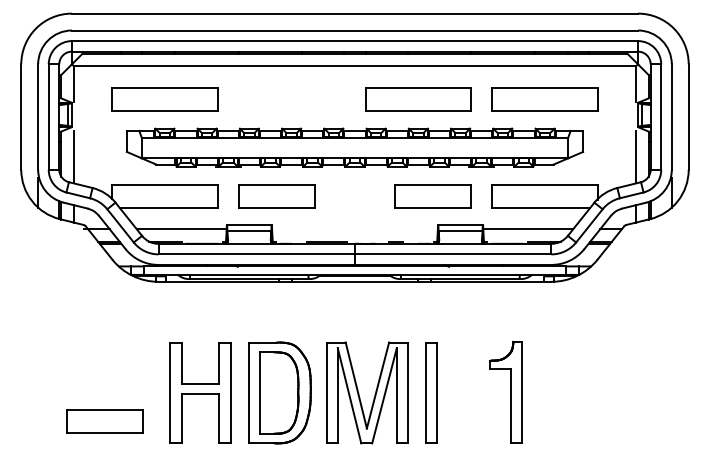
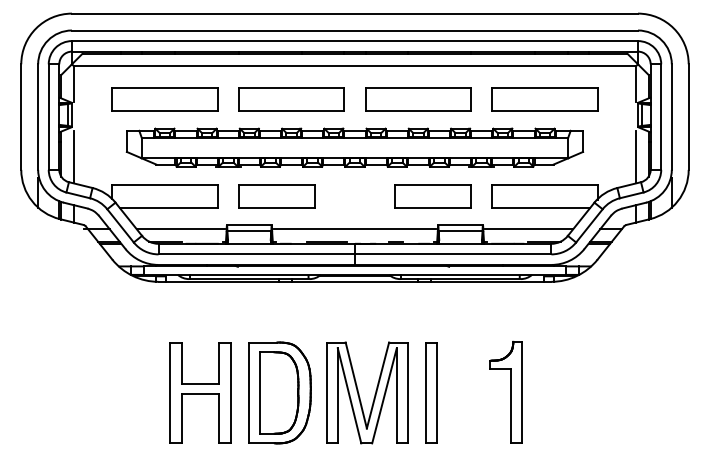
part: none -> present (291, 99)
line: none -> present (354, 229)
part: present -> none (104, 421)
